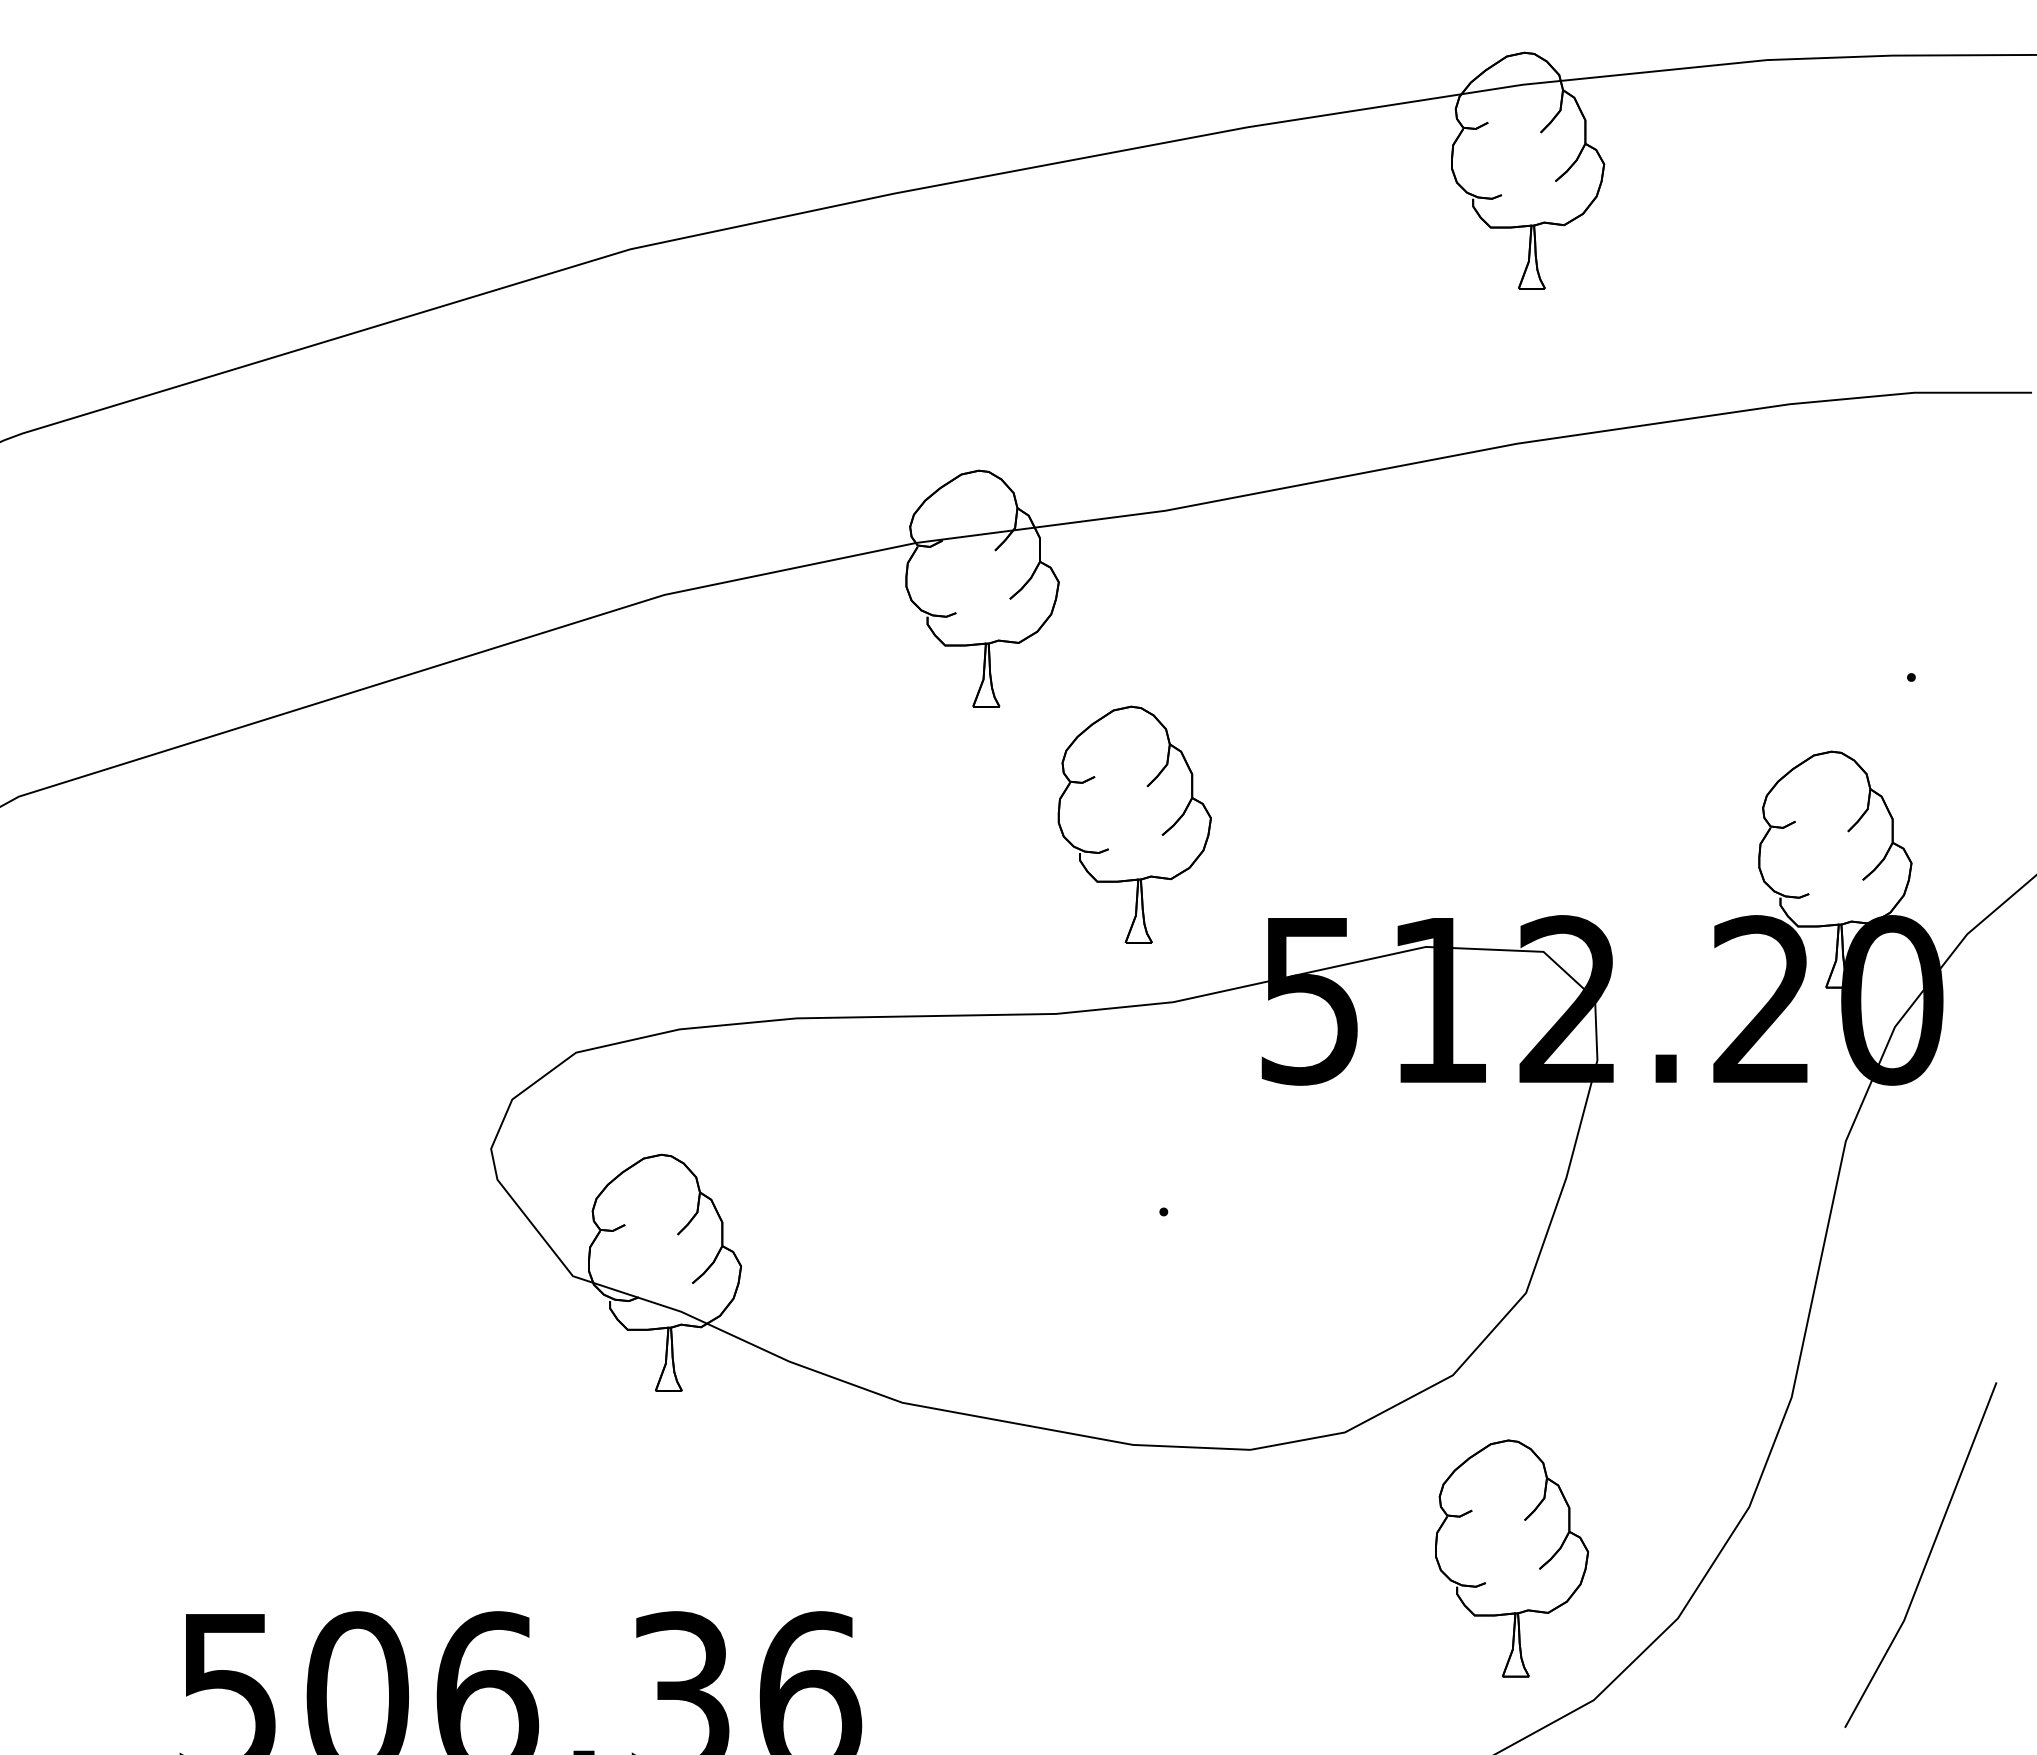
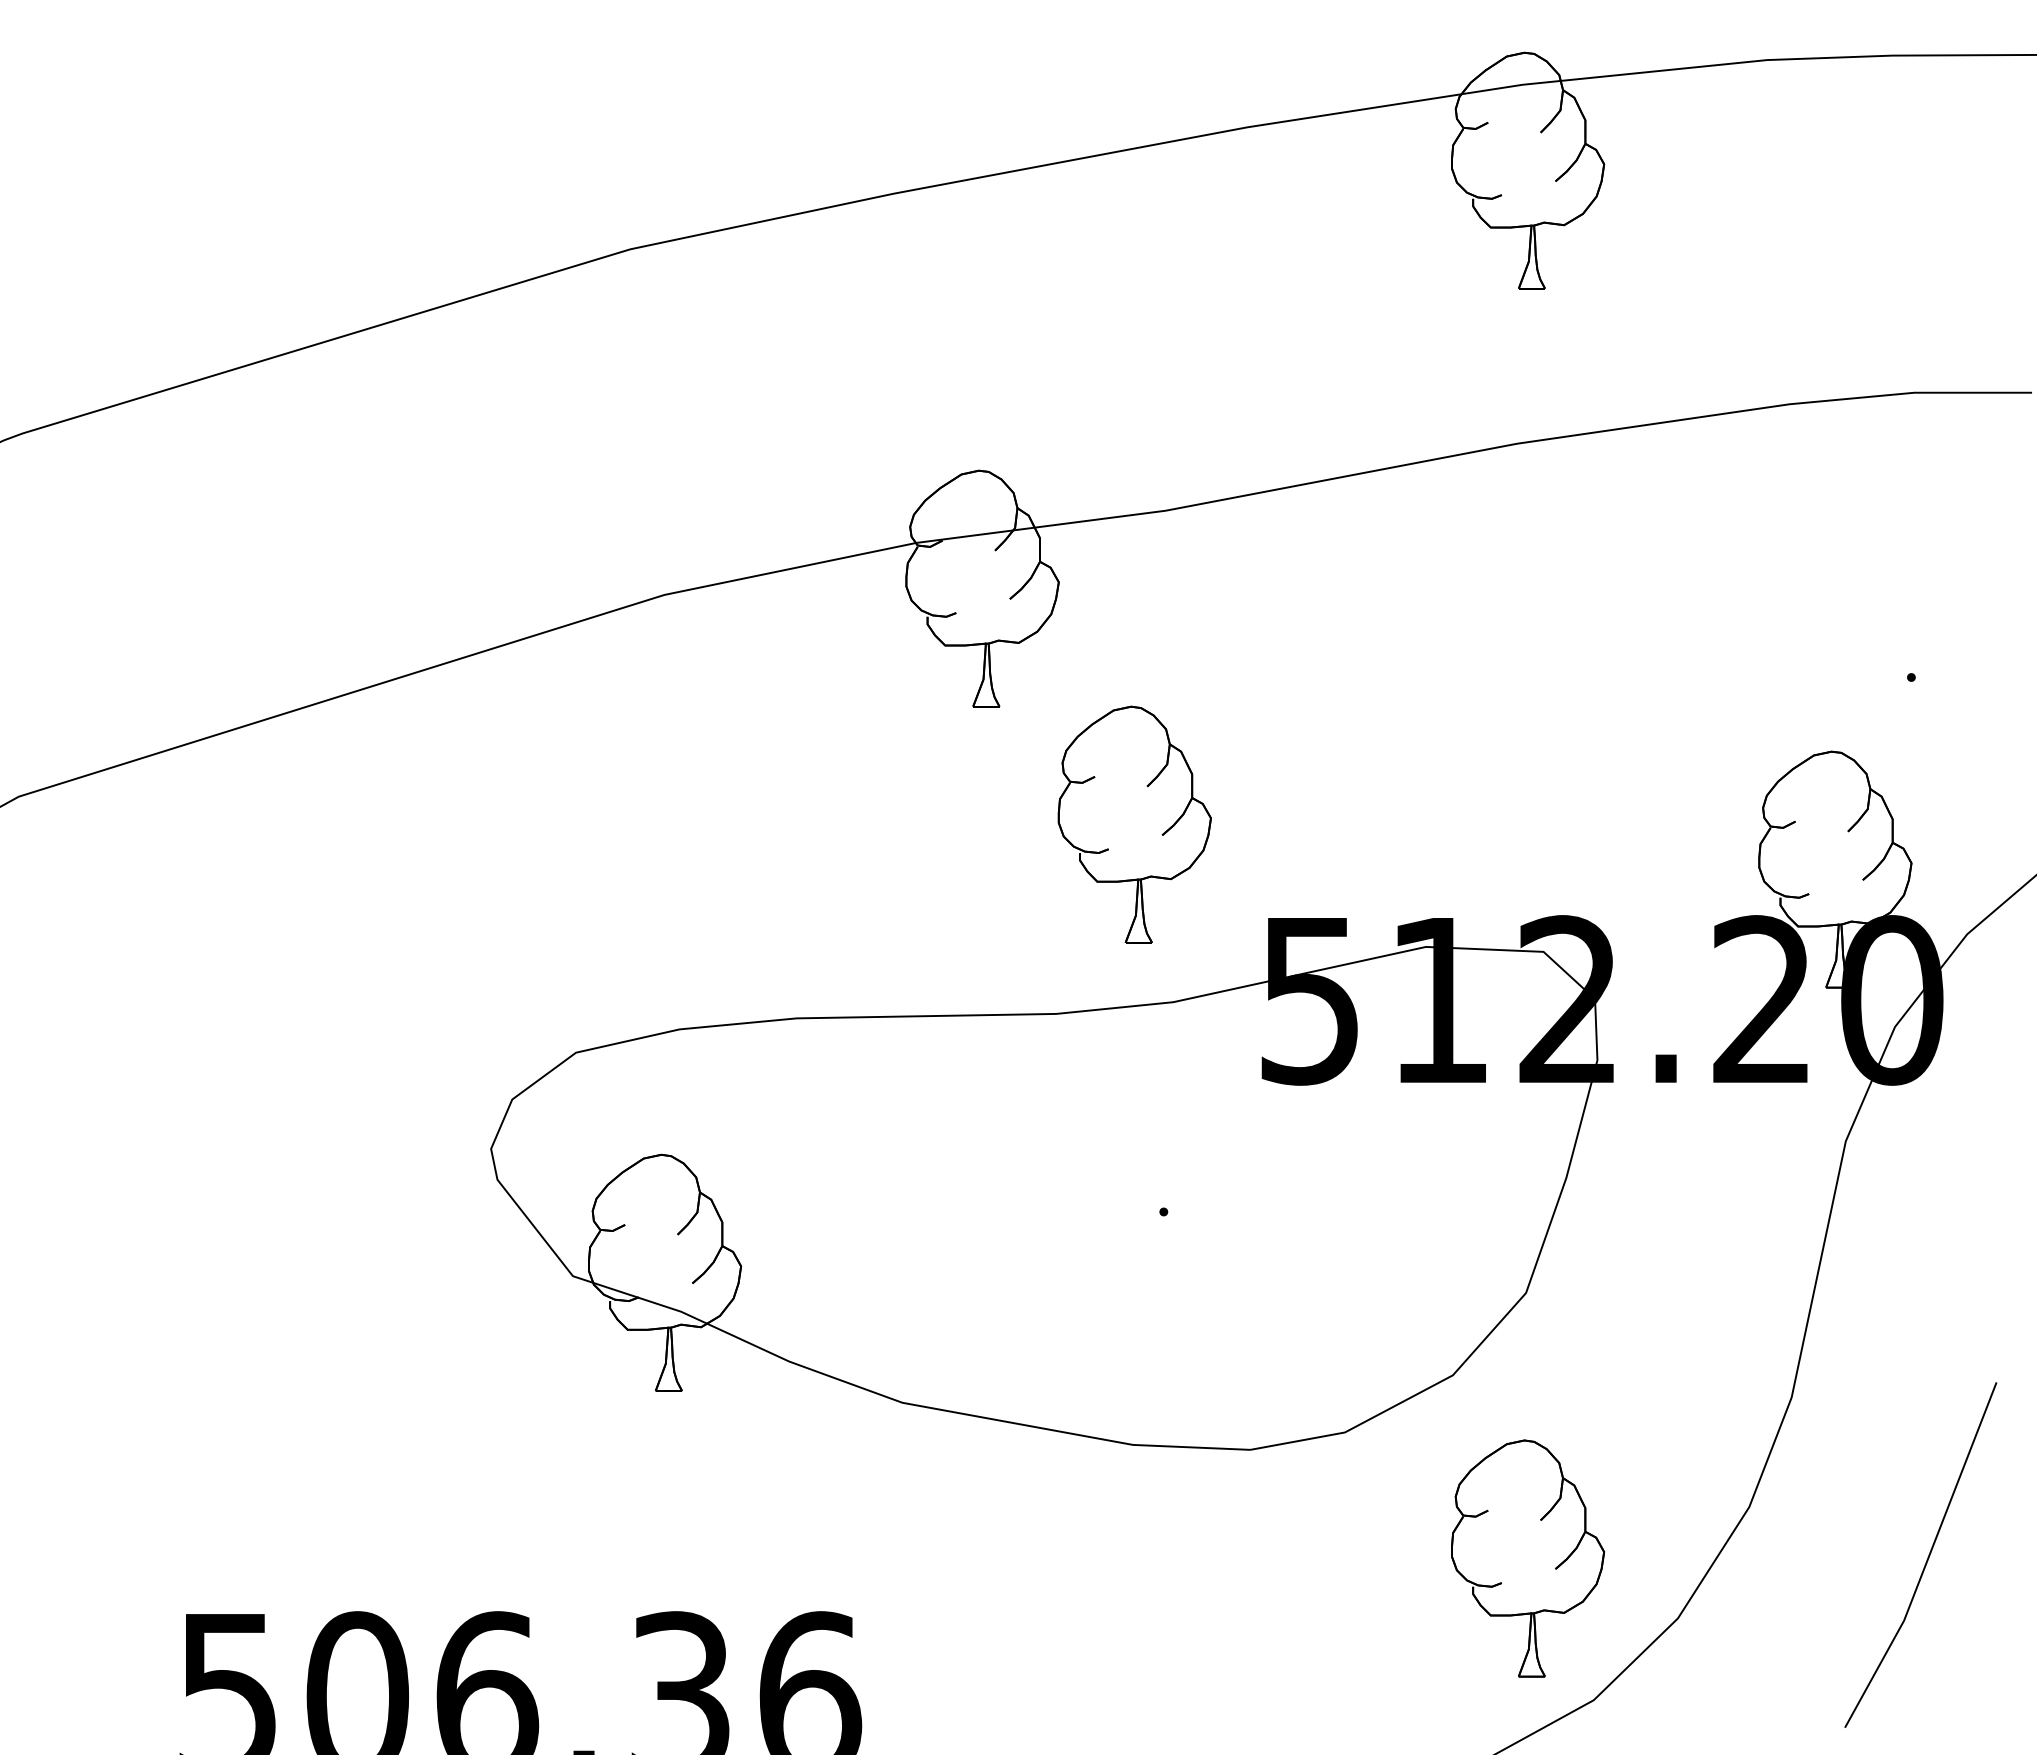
part position: (1539, 1567) -> (1555, 1567) (1555, 1567)
